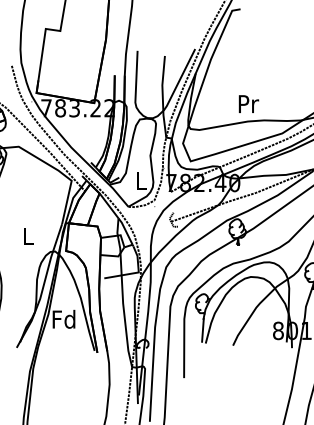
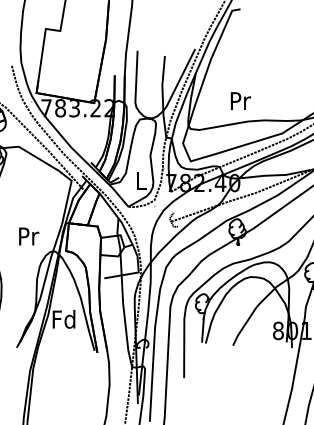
text position: (248, 103) -> (240, 100) (240, 100)
text: L -> Pr (29, 236)
